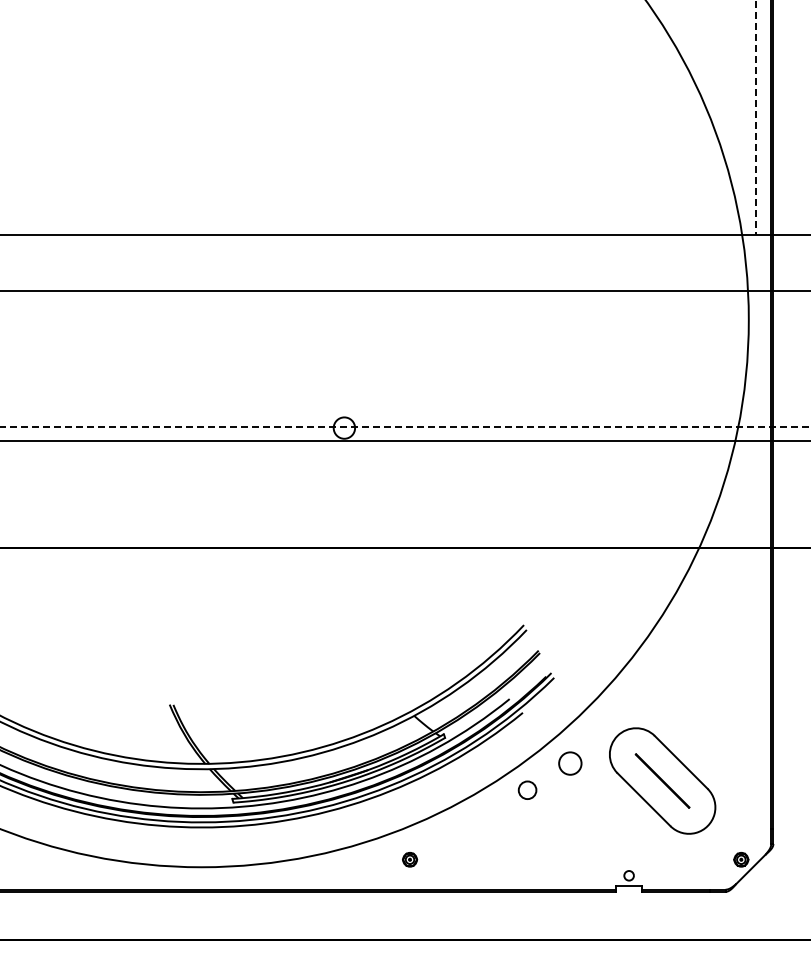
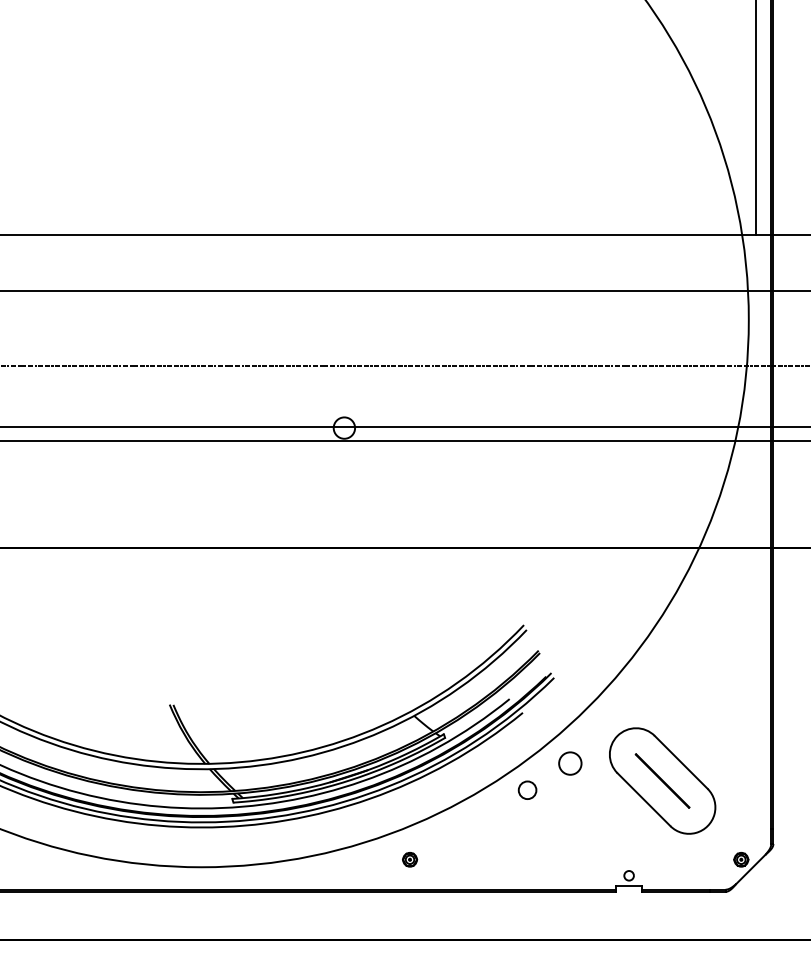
line: dashed -> solid (756, 117)
line: none -> present (404, 366)
line: dashed -> solid (405, 426)
